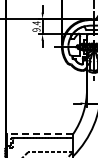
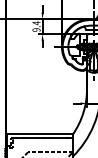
line: dashed -> solid (39, 133)
